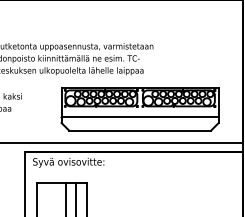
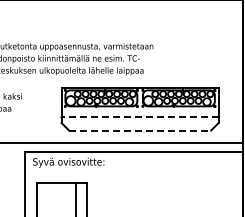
line: solid -> dashed (140, 116)
line: solid -> dashed (140, 130)
line: present -> none (65, 198)
